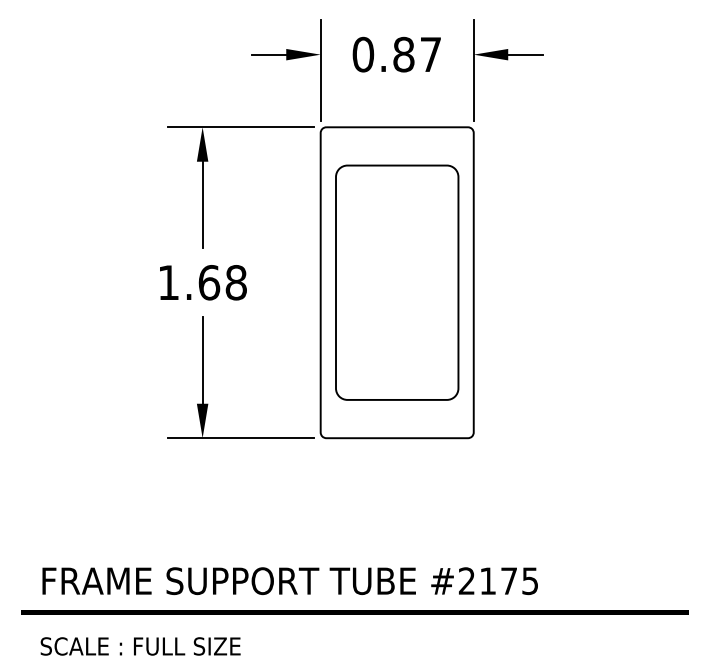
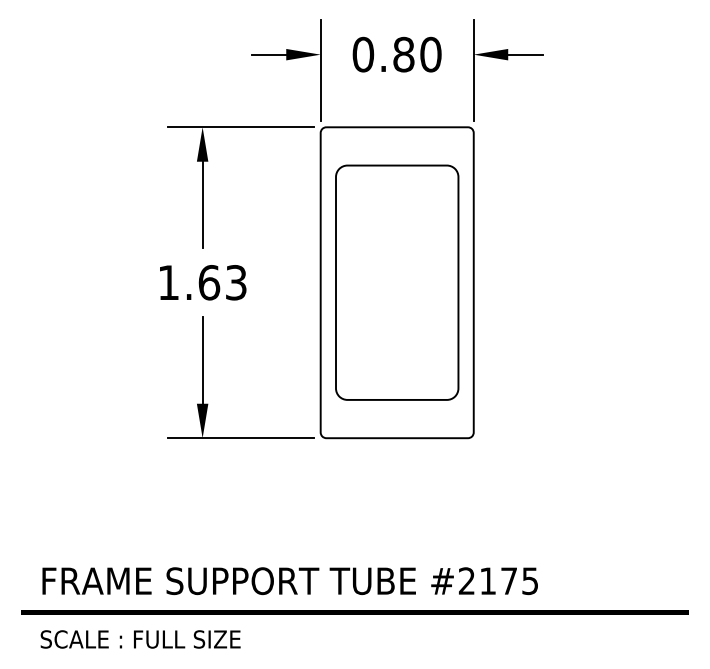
text: 0.87 -> 0.80 (430, 54)
text: 1.68 -> 1.63 (235, 282)
text position: (140, 646) -> (140, 639) (140, 639)
